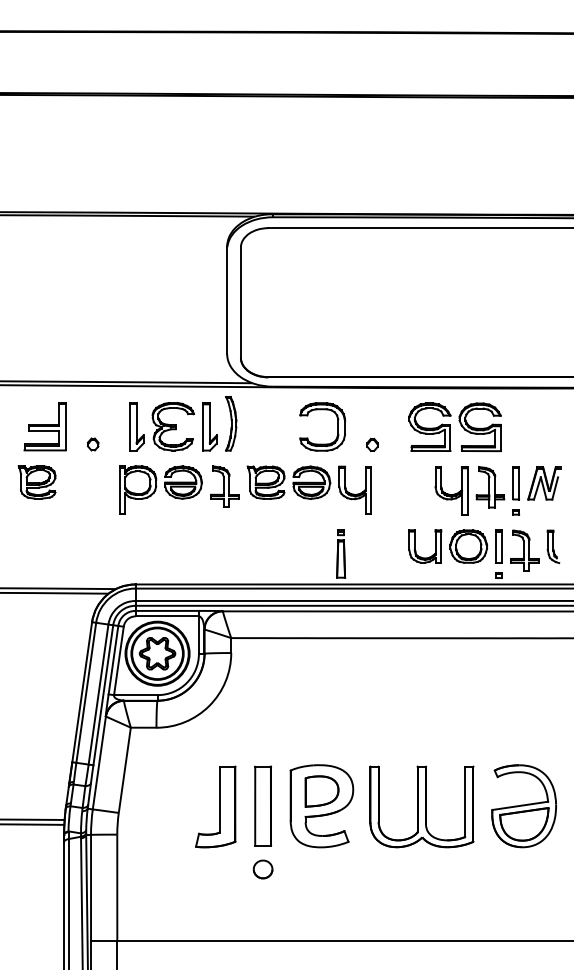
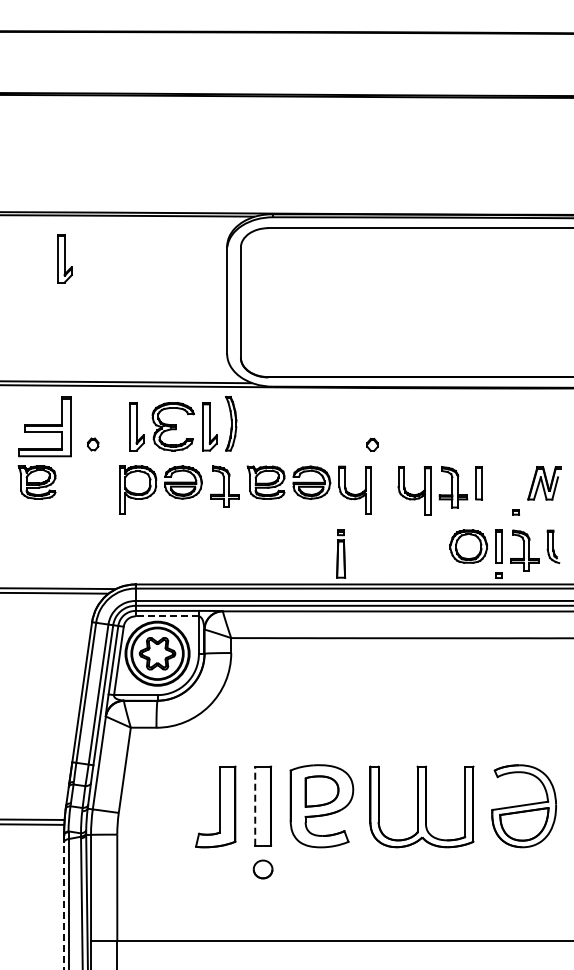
part: none -> present (64, 258)
part size: 44x50 px -> 54x62 px (44, 426)
part: present -> none (337, 426)
part: present -> none (454, 427)
part position: (476, 490) -> (439, 490) (439, 490)
part: present -> none (416, 550)
line: solid -> dashed (167, 616)
line: solid -> dashed (255, 805)
line: solid -> dashed (64, 902)
